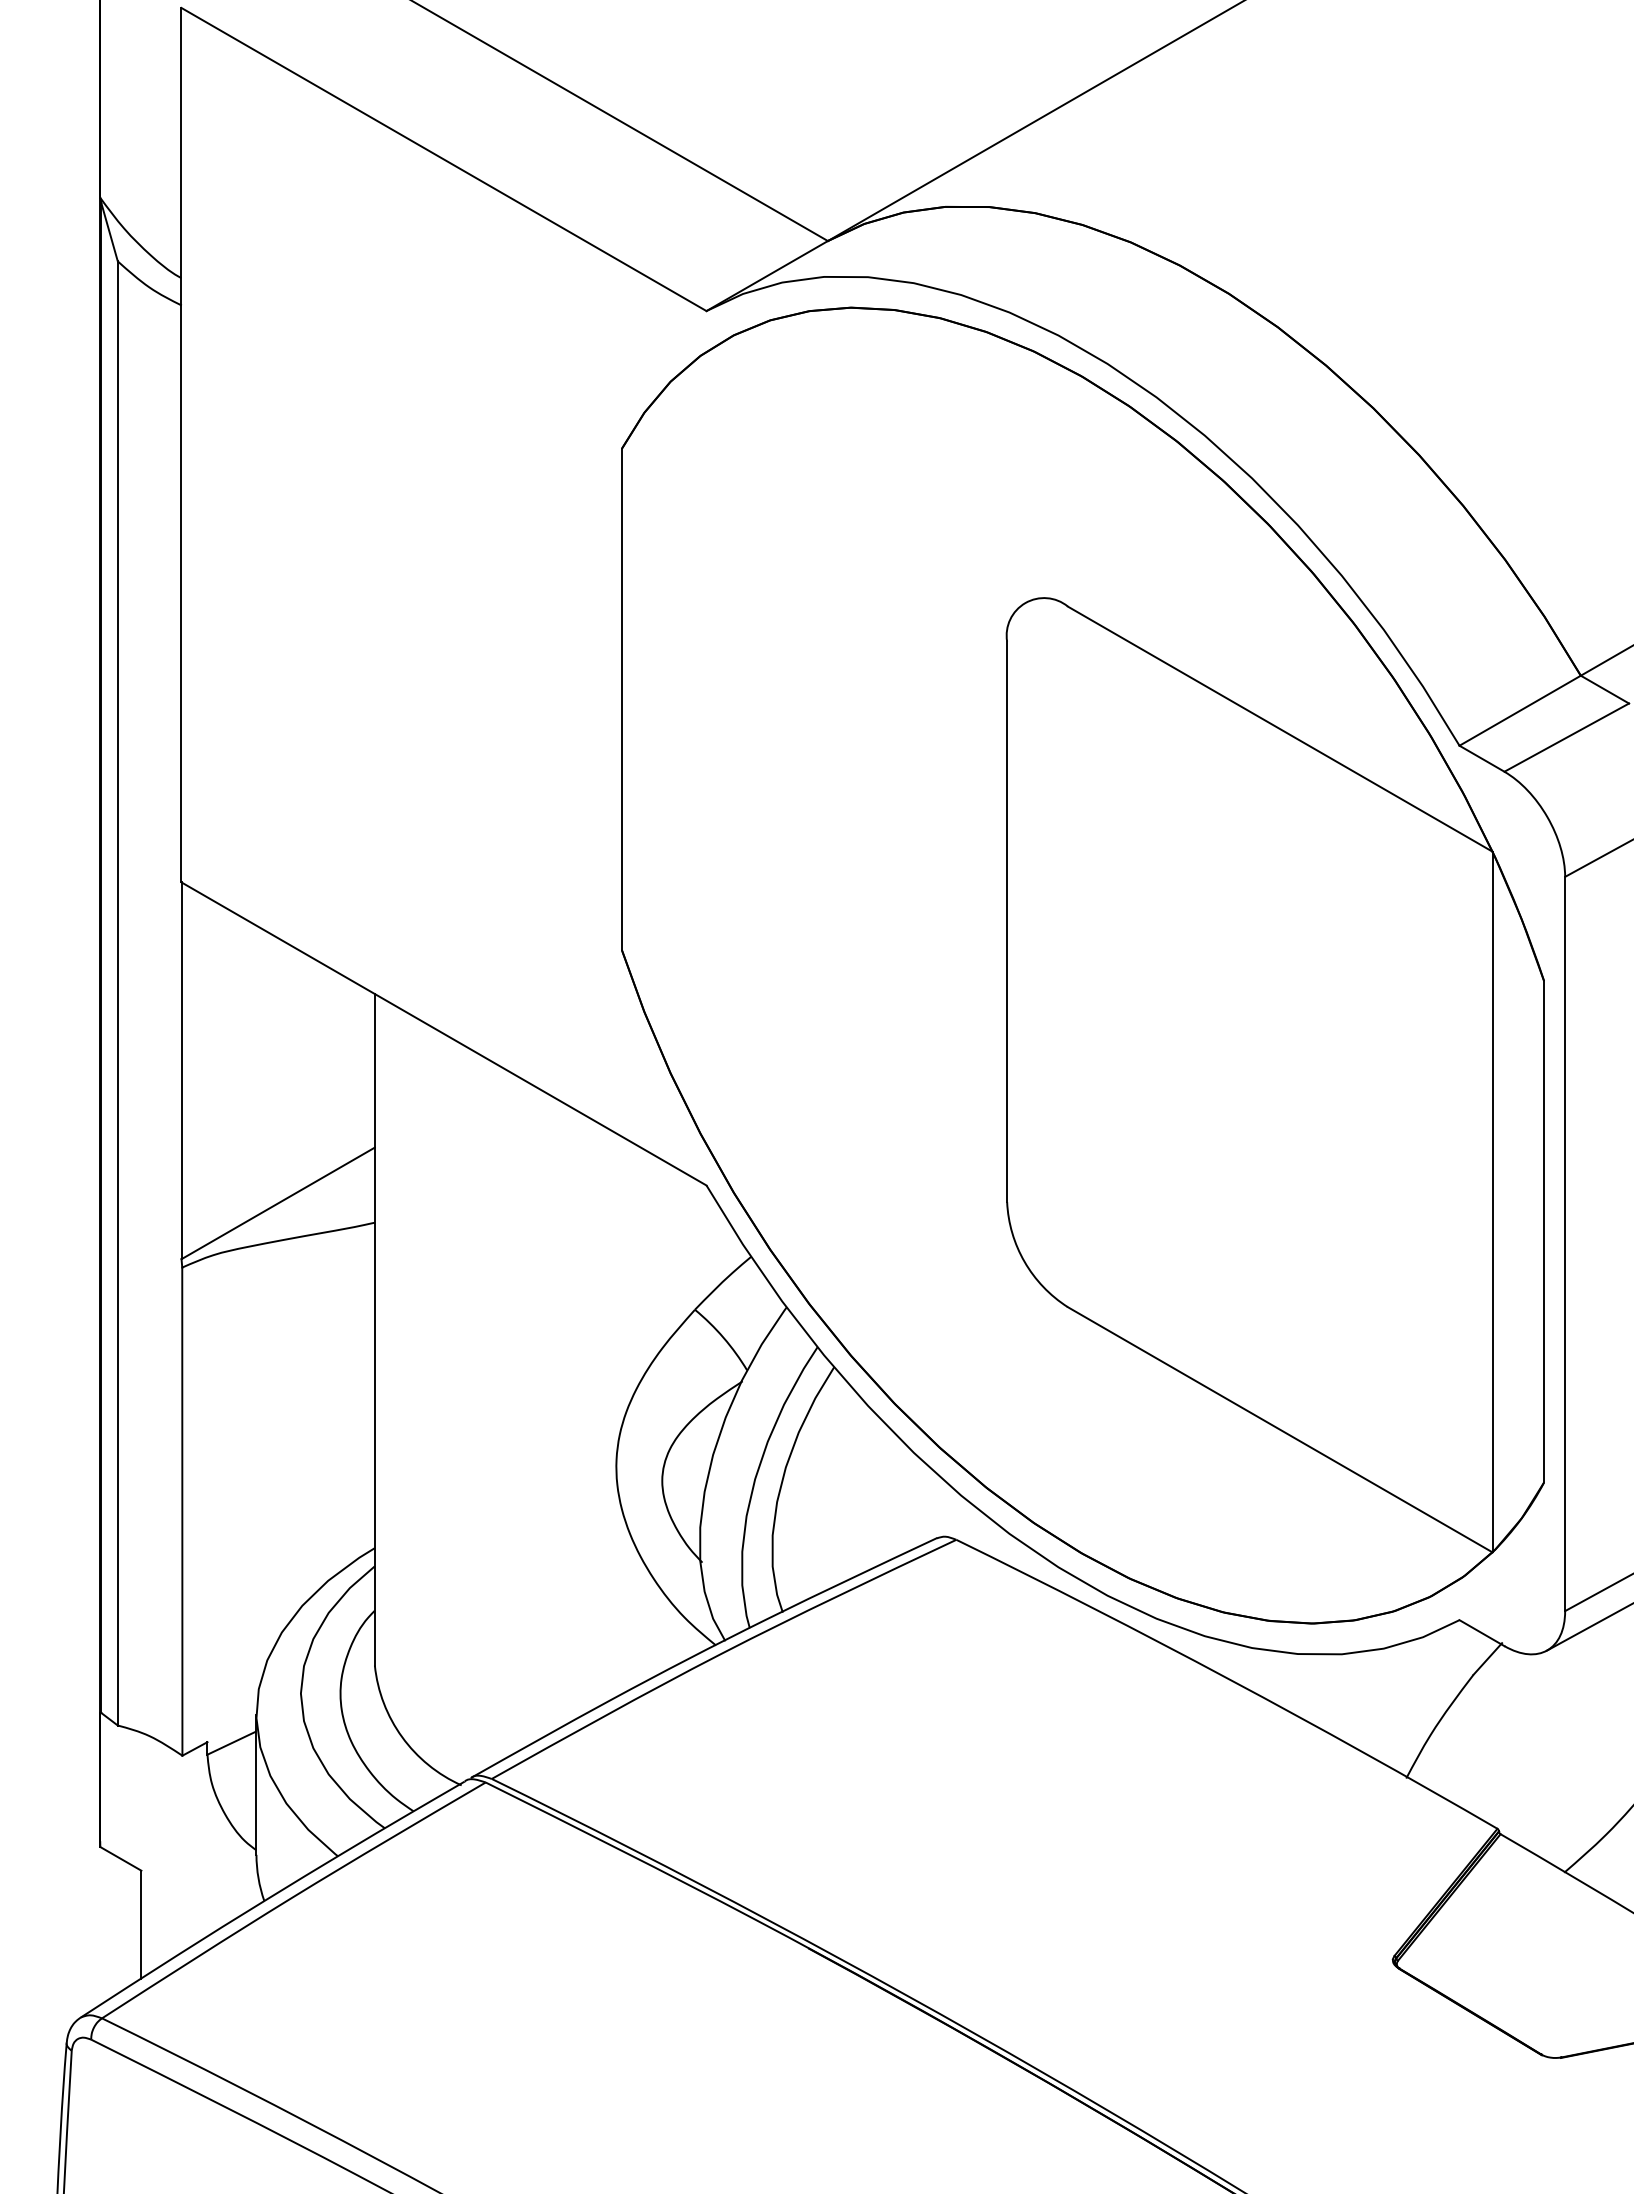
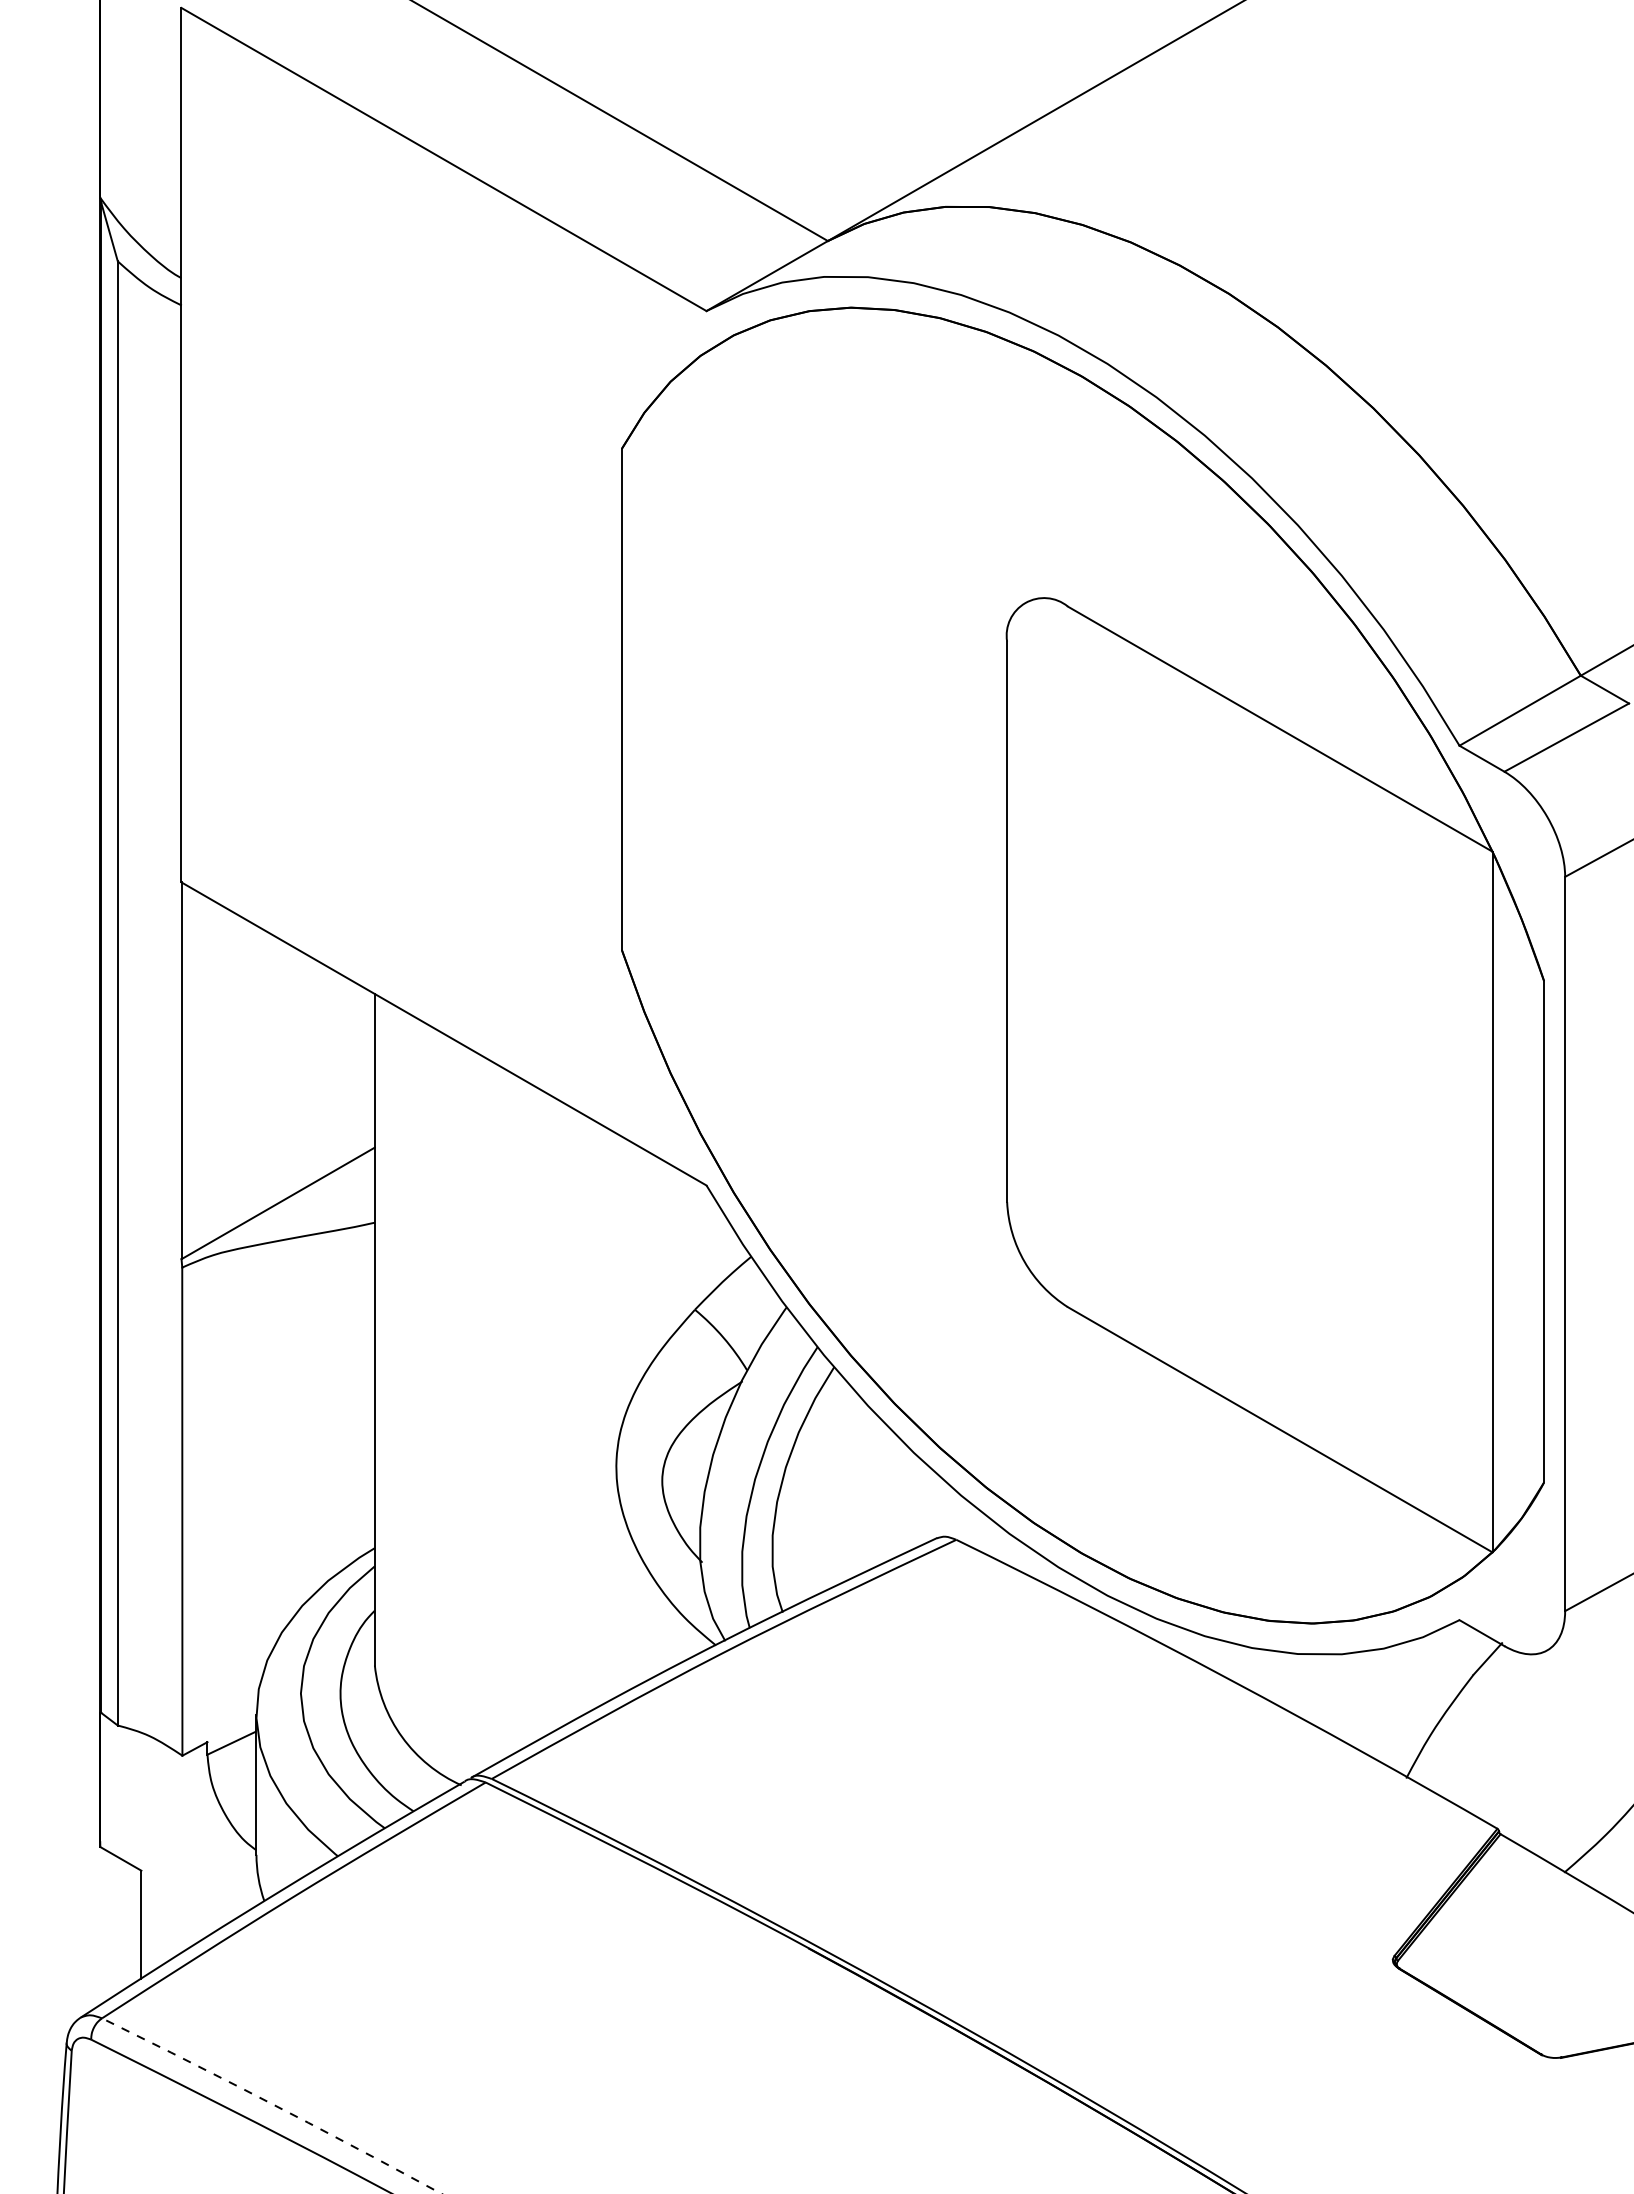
line: present -> none (1588, 1627)
arc: solid -> dashed (271, 2103)
